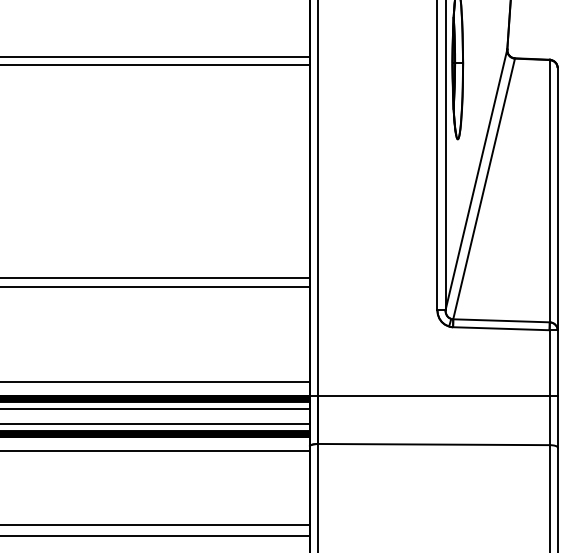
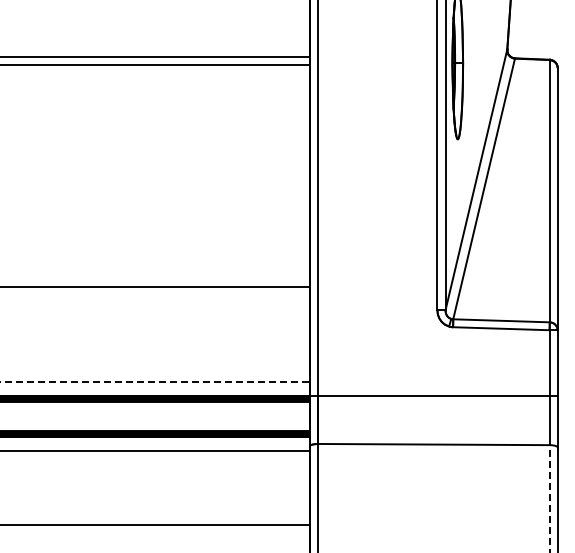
line: present -> none (155, 278)
line: solid -> dashed (155, 382)
line: present -> none (155, 409)
line: present -> none (155, 423)
line: solid -> dashed (549, 498)
line: present -> none (155, 536)
